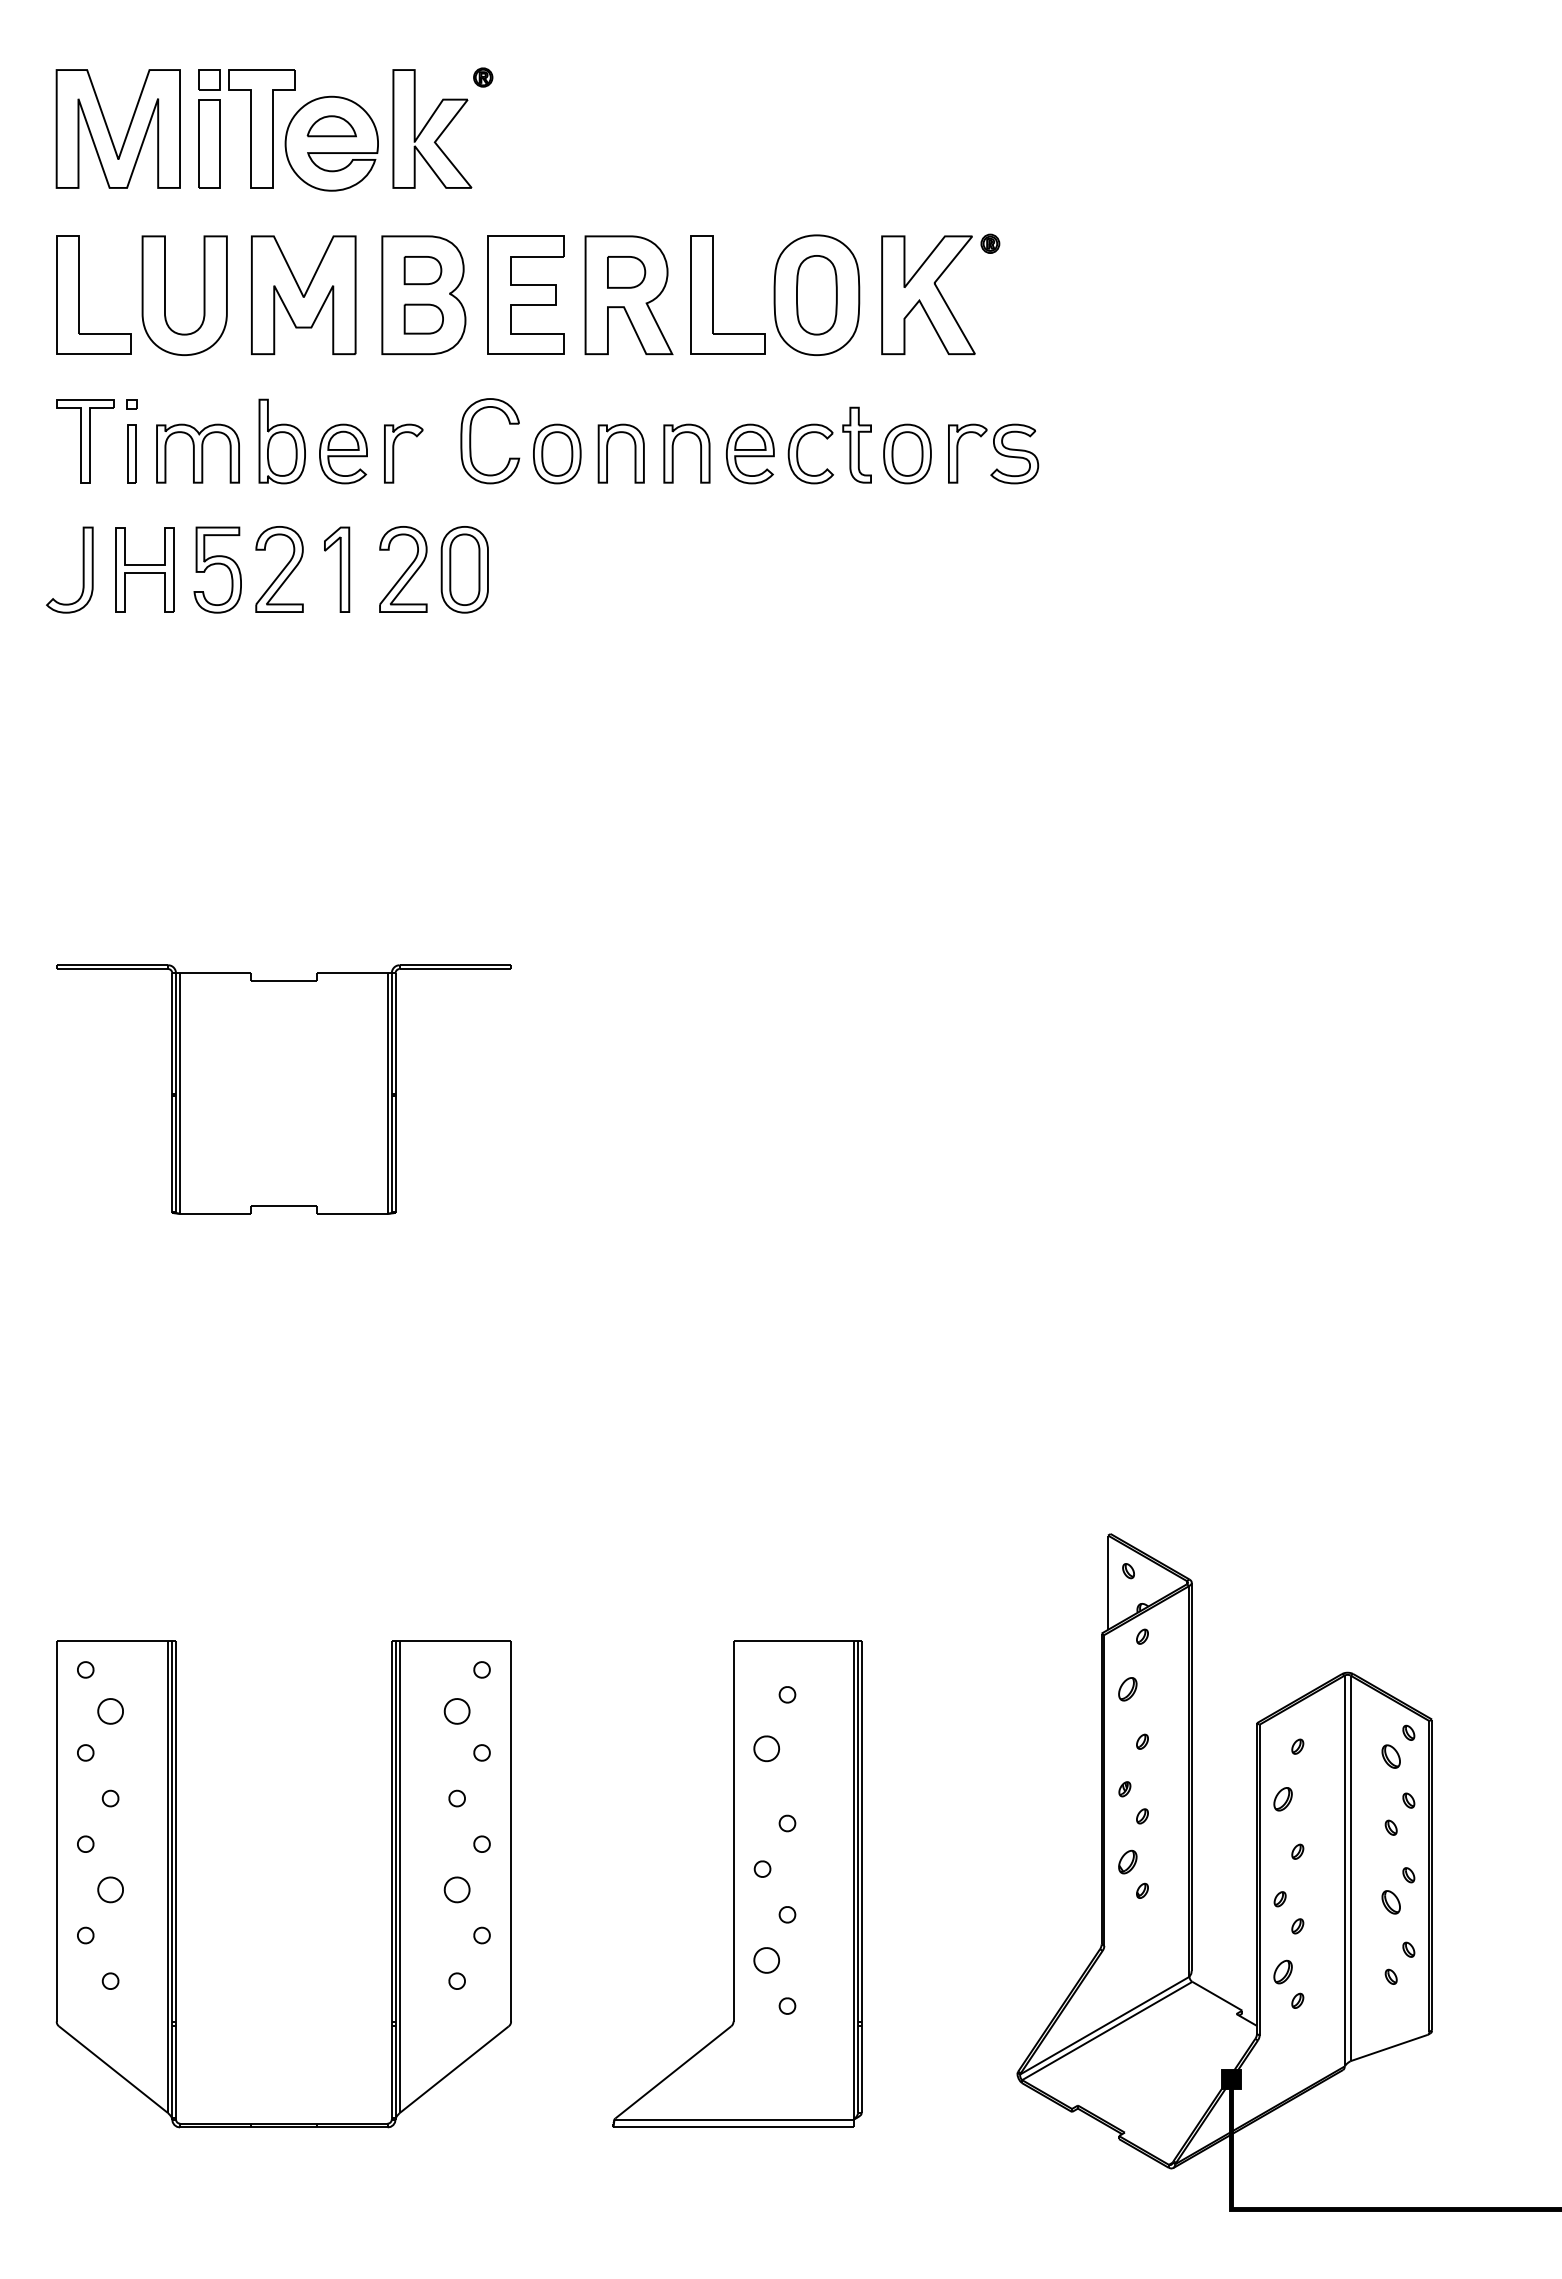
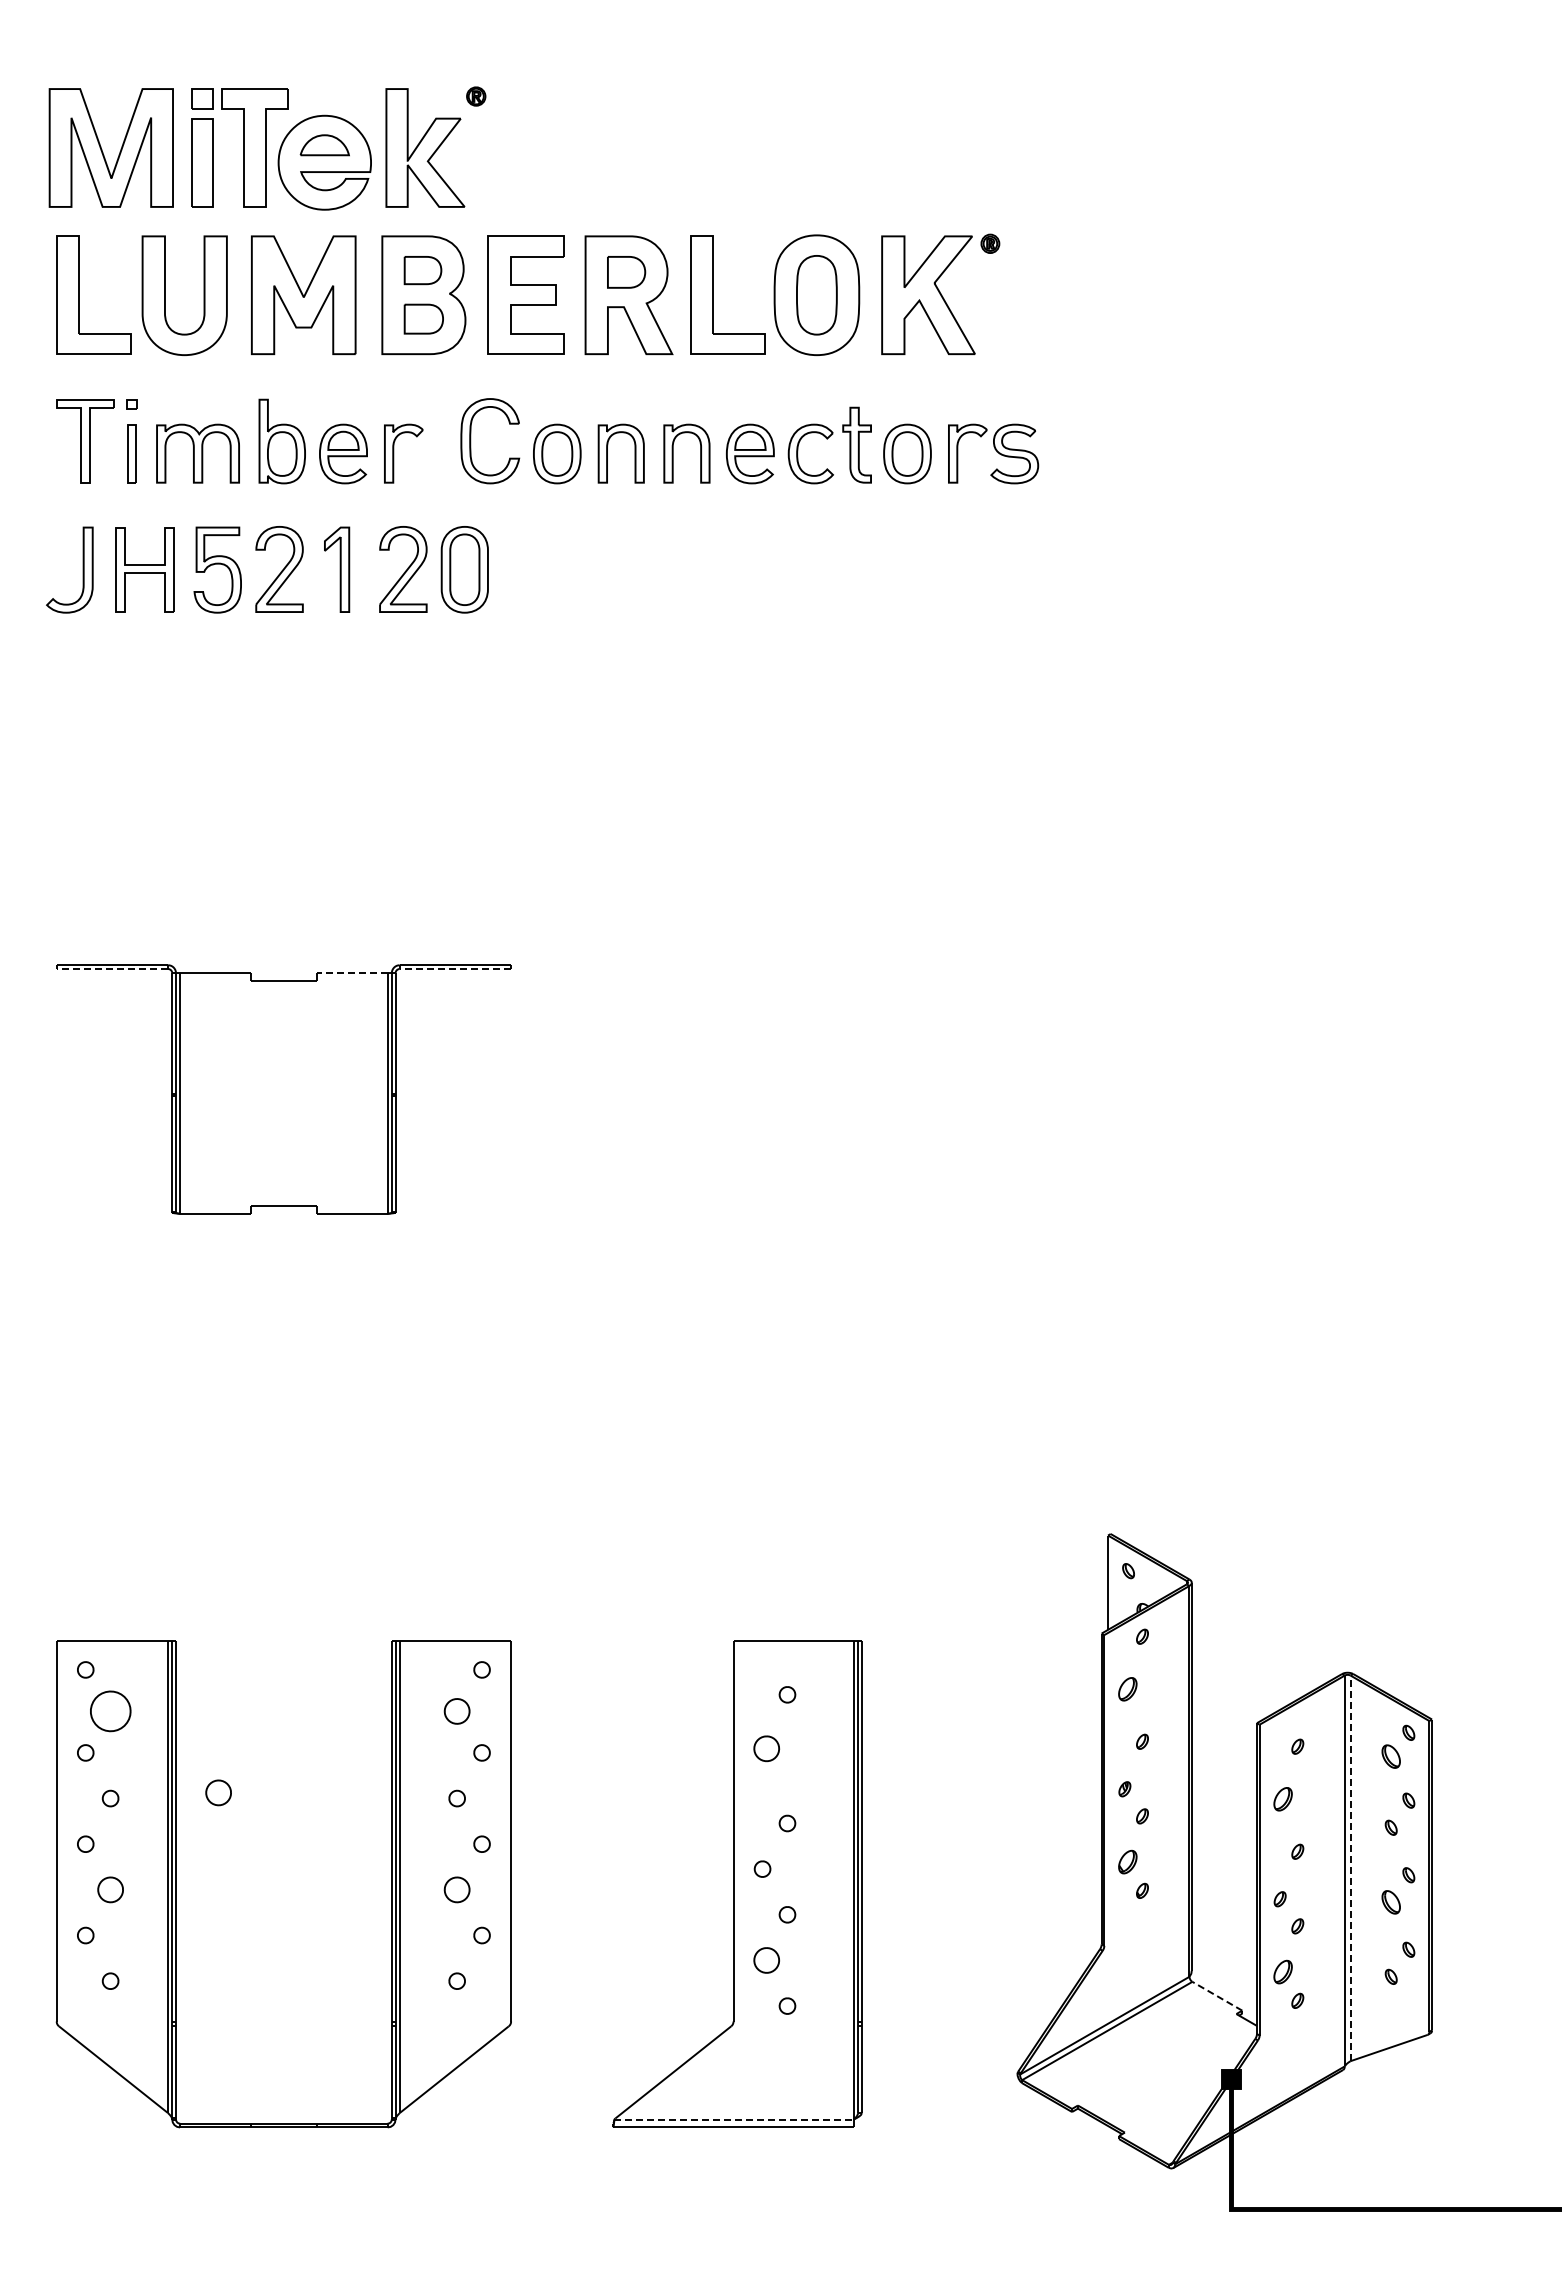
part position: (274, 129) -> (267, 148) (267, 148)
line: solid -> dashed (112, 969)
line: solid -> dashed (455, 969)
line: solid -> dashed (351, 973)
part size: 27x27 px -> 42x43 px (110, 1711)
part: none -> present (218, 1792)
line: solid -> dashed (1350, 1868)
line: solid -> dashed (1217, 1996)
line: solid -> dashed (734, 2119)
